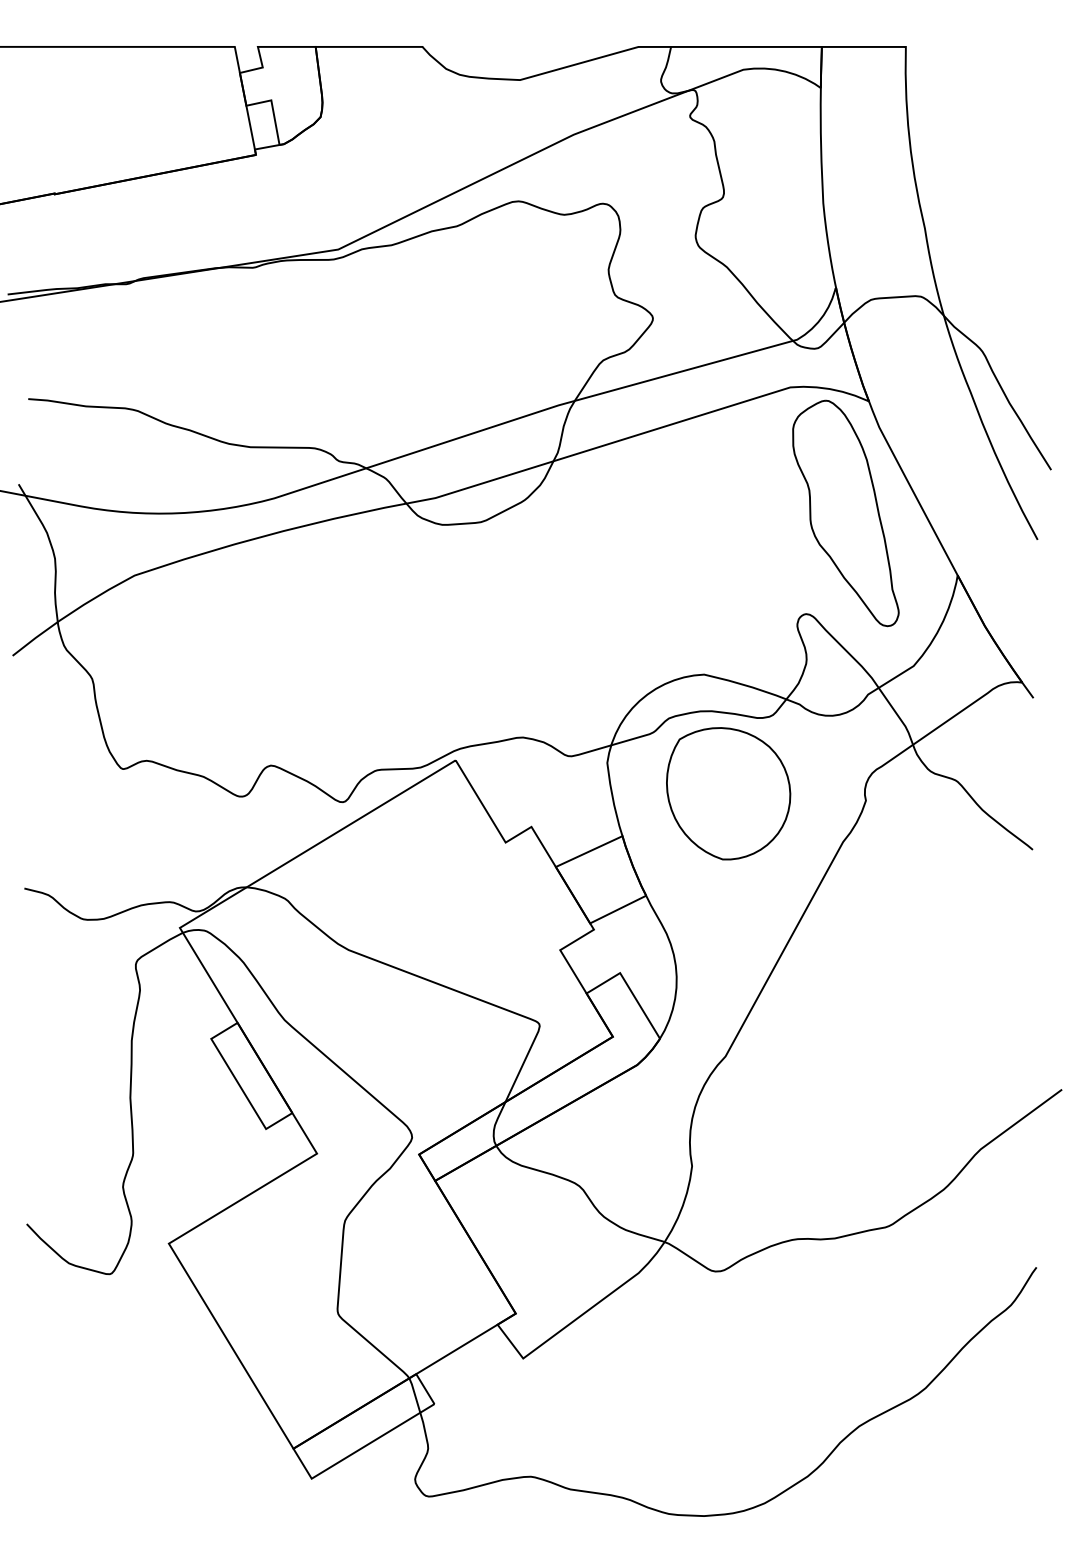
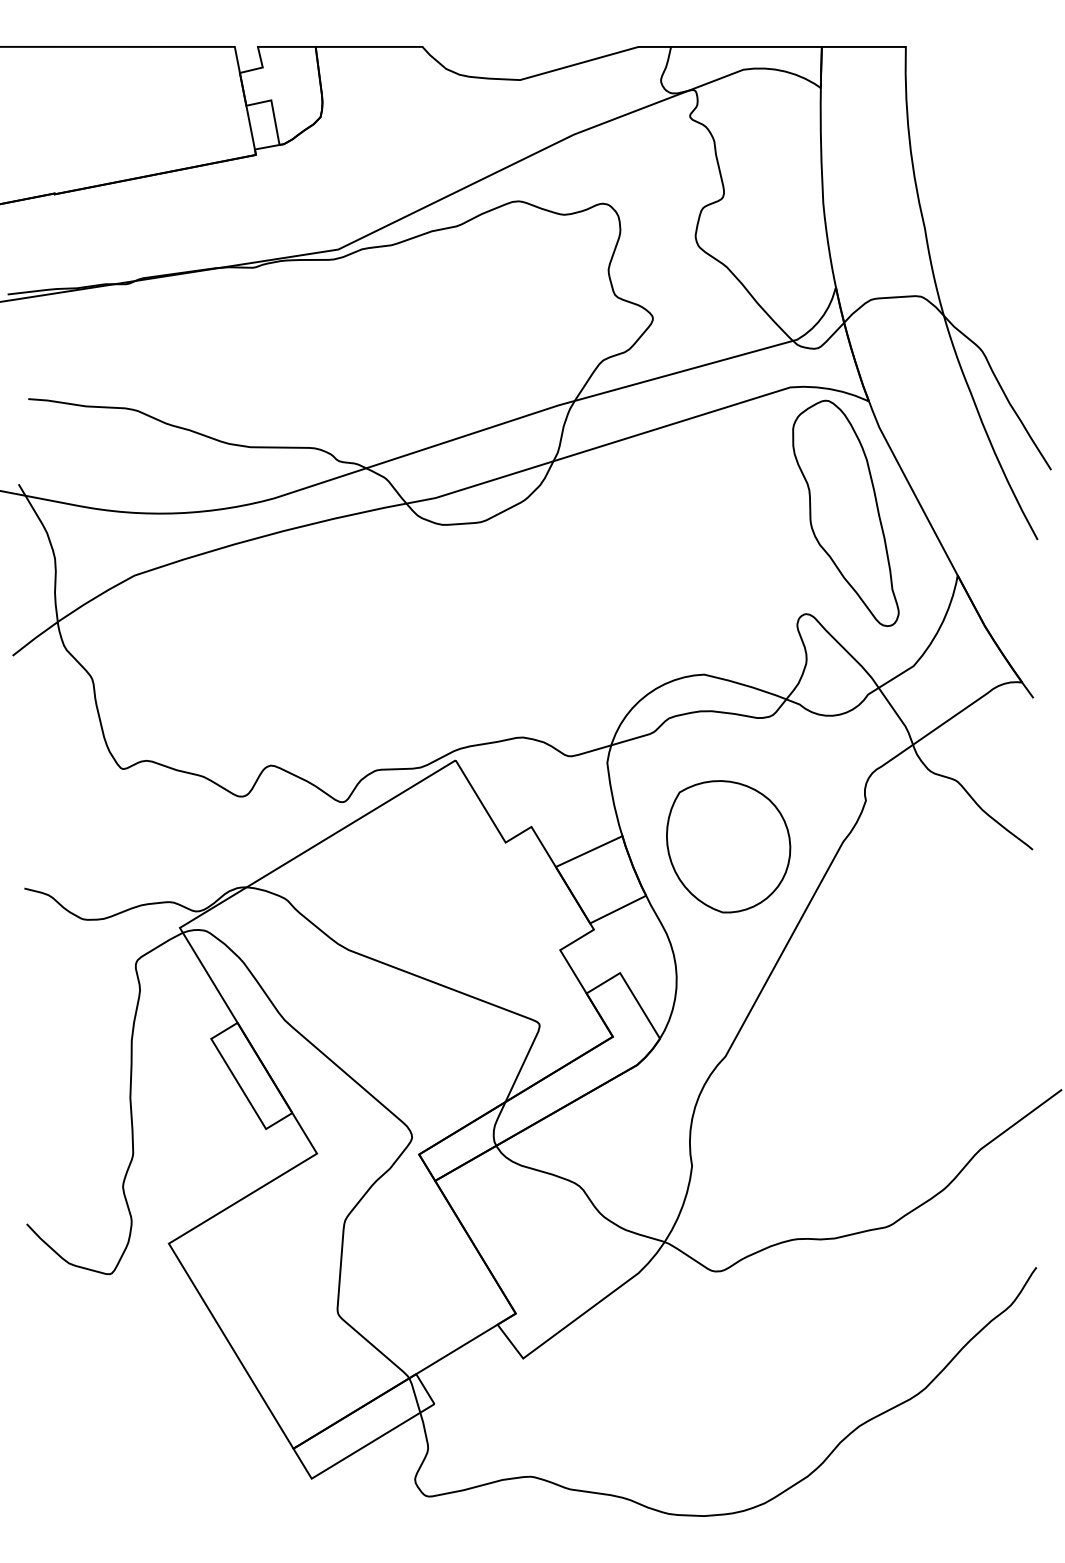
part position: (728, 793) -> (728, 846) (728, 846)
